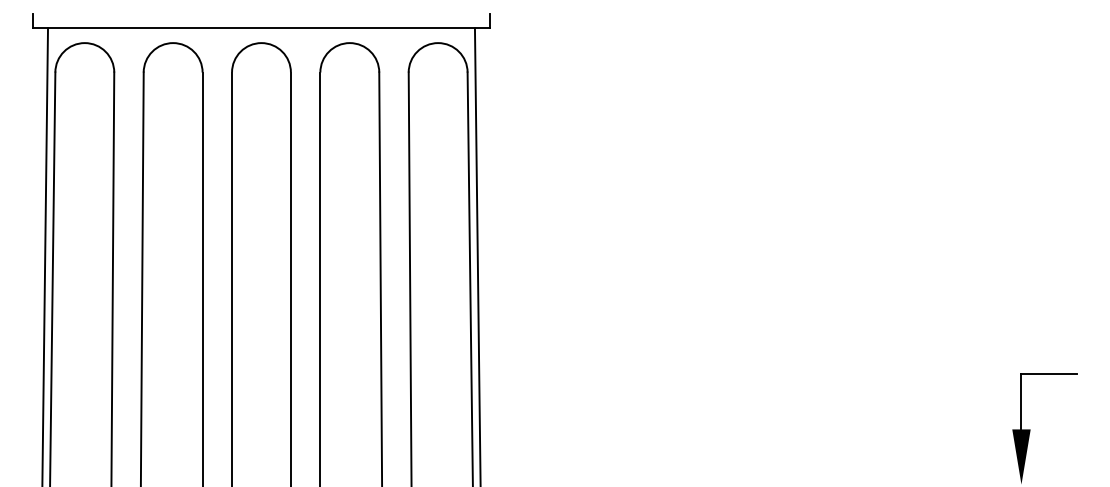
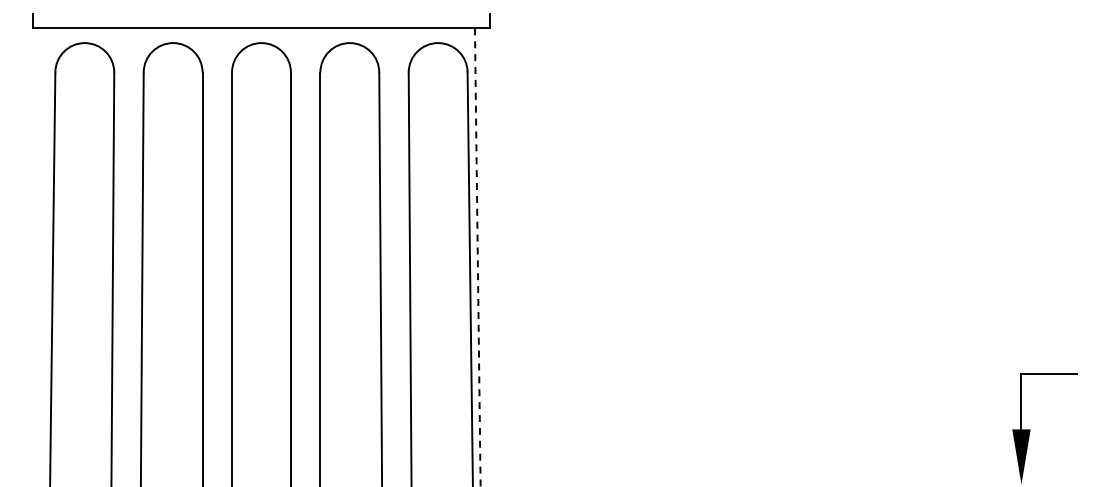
line: present -> none (45, 255)
line: solid -> dashed (477, 257)
